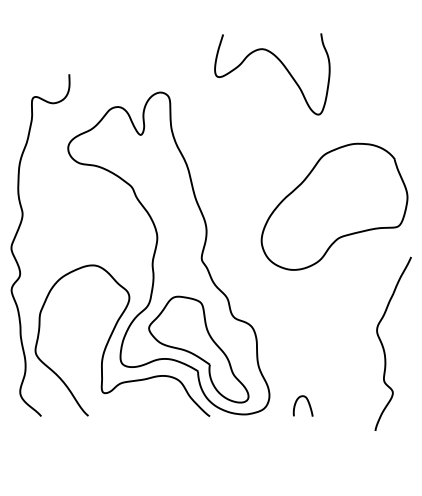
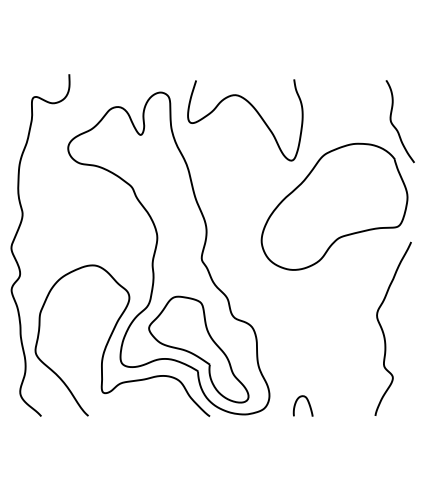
curve position: (282, 65) -> (255, 111) (255, 111)
curve: none -> present (394, 125)
curve position: (384, 347) -> (384, 332) (384, 332)
